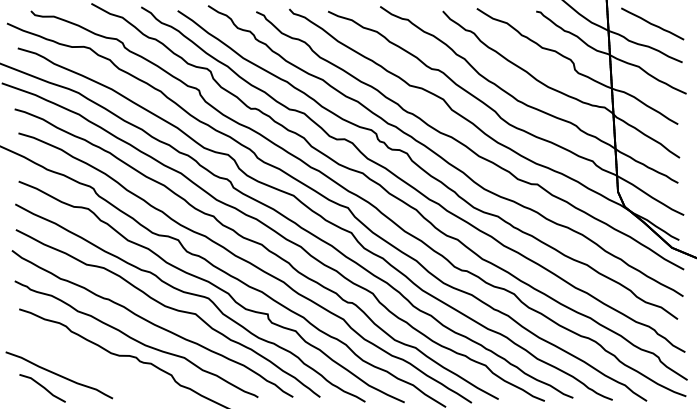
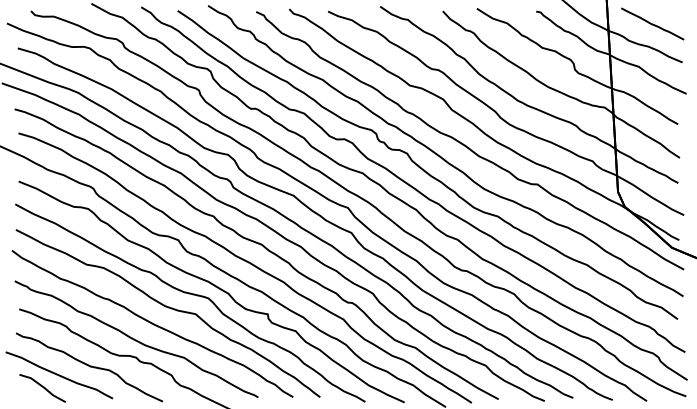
part: none -> present (88, 367)
